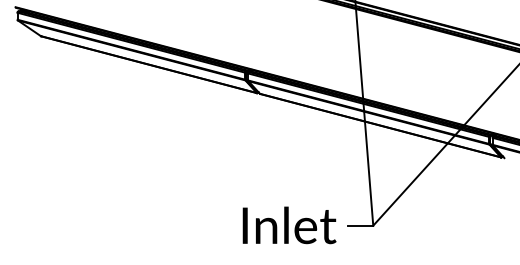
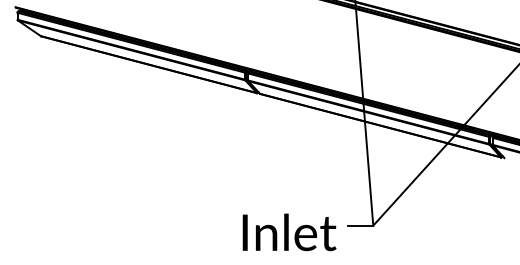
text position: (289, 225) -> (289, 232) (289, 232)
